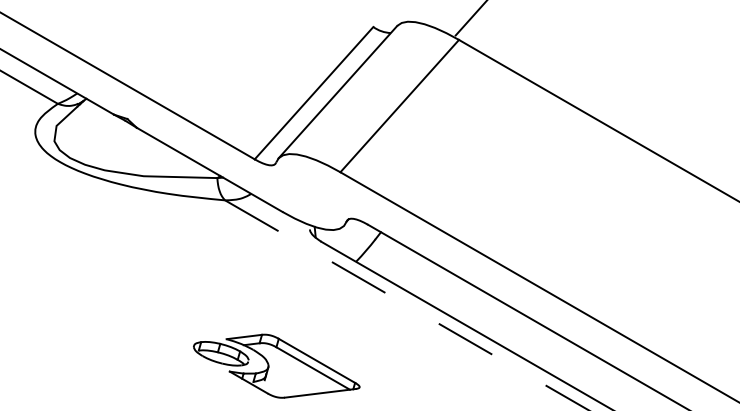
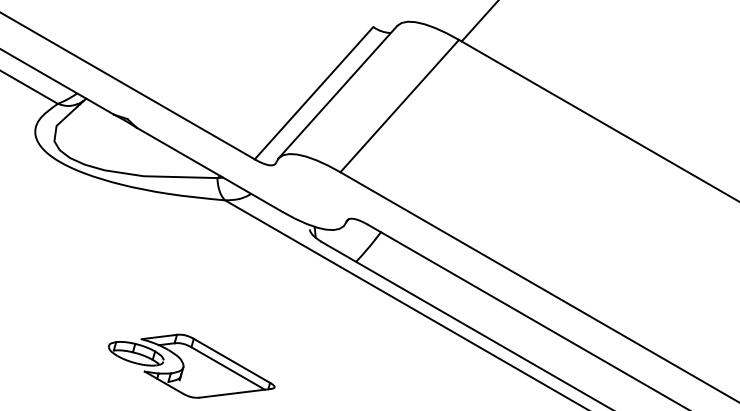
line position: (470, 18) -> (479, 21) (479, 21)
line: dashed -> solid (407, 305)
part position: (276, 365) -> (191, 365) (191, 365)
